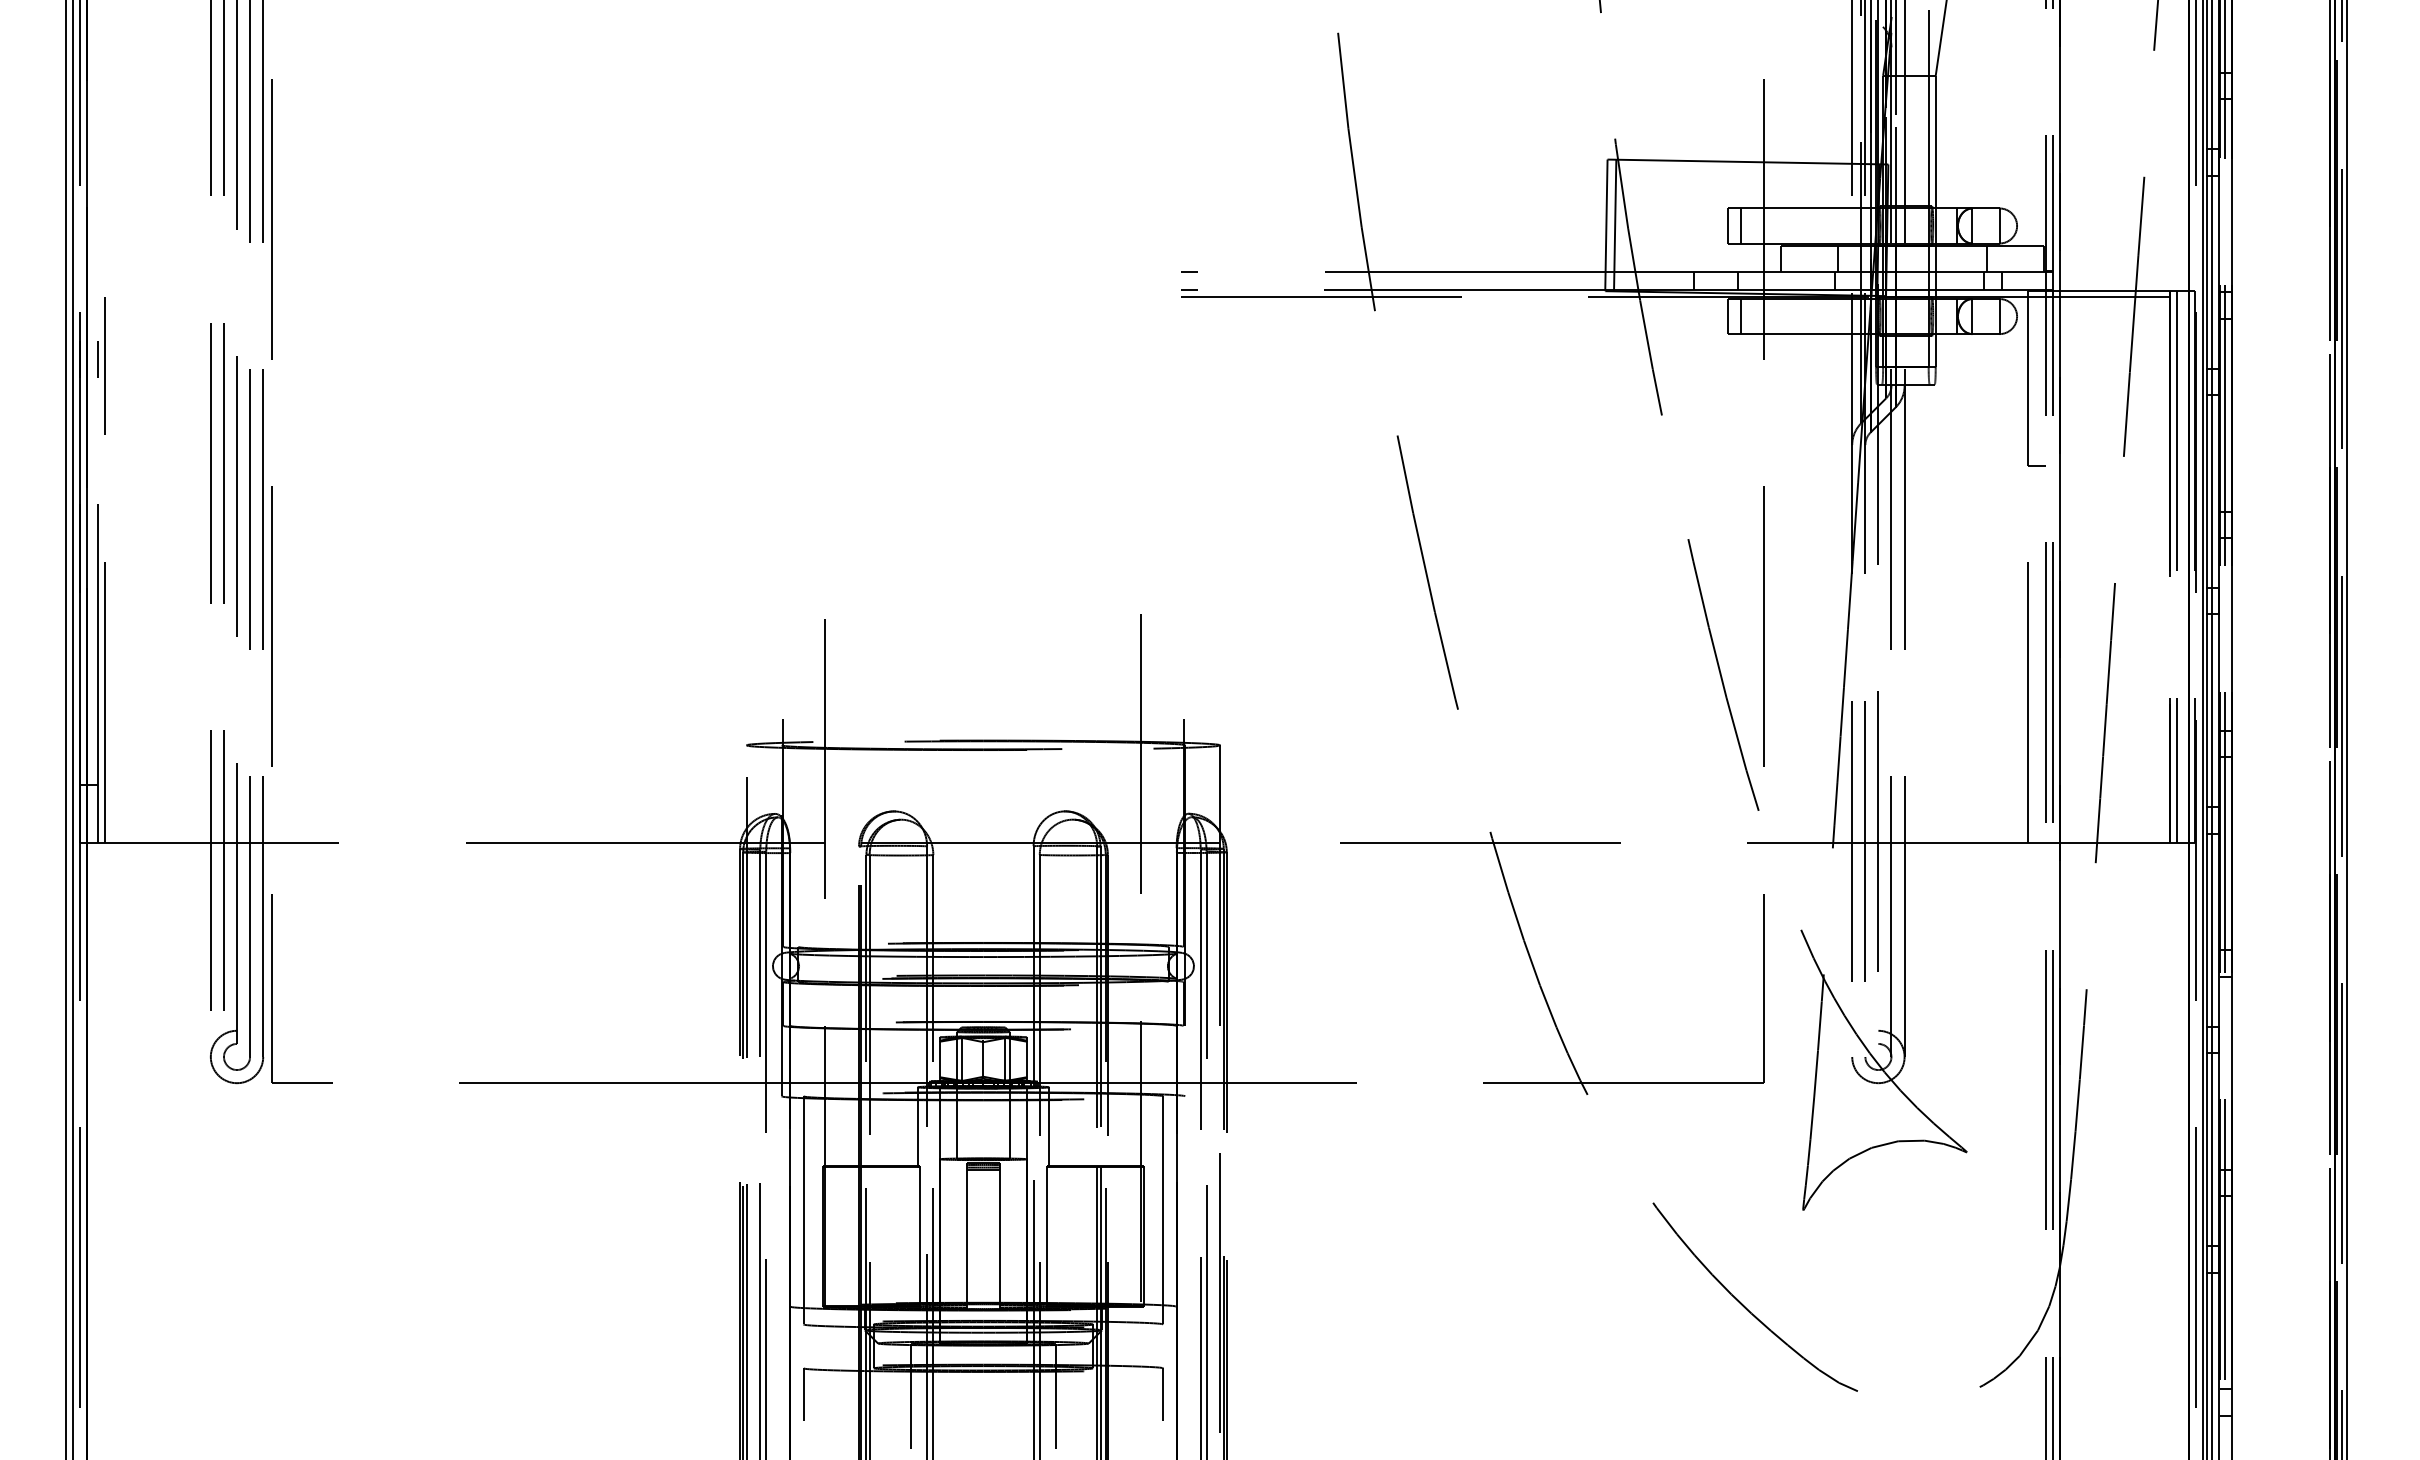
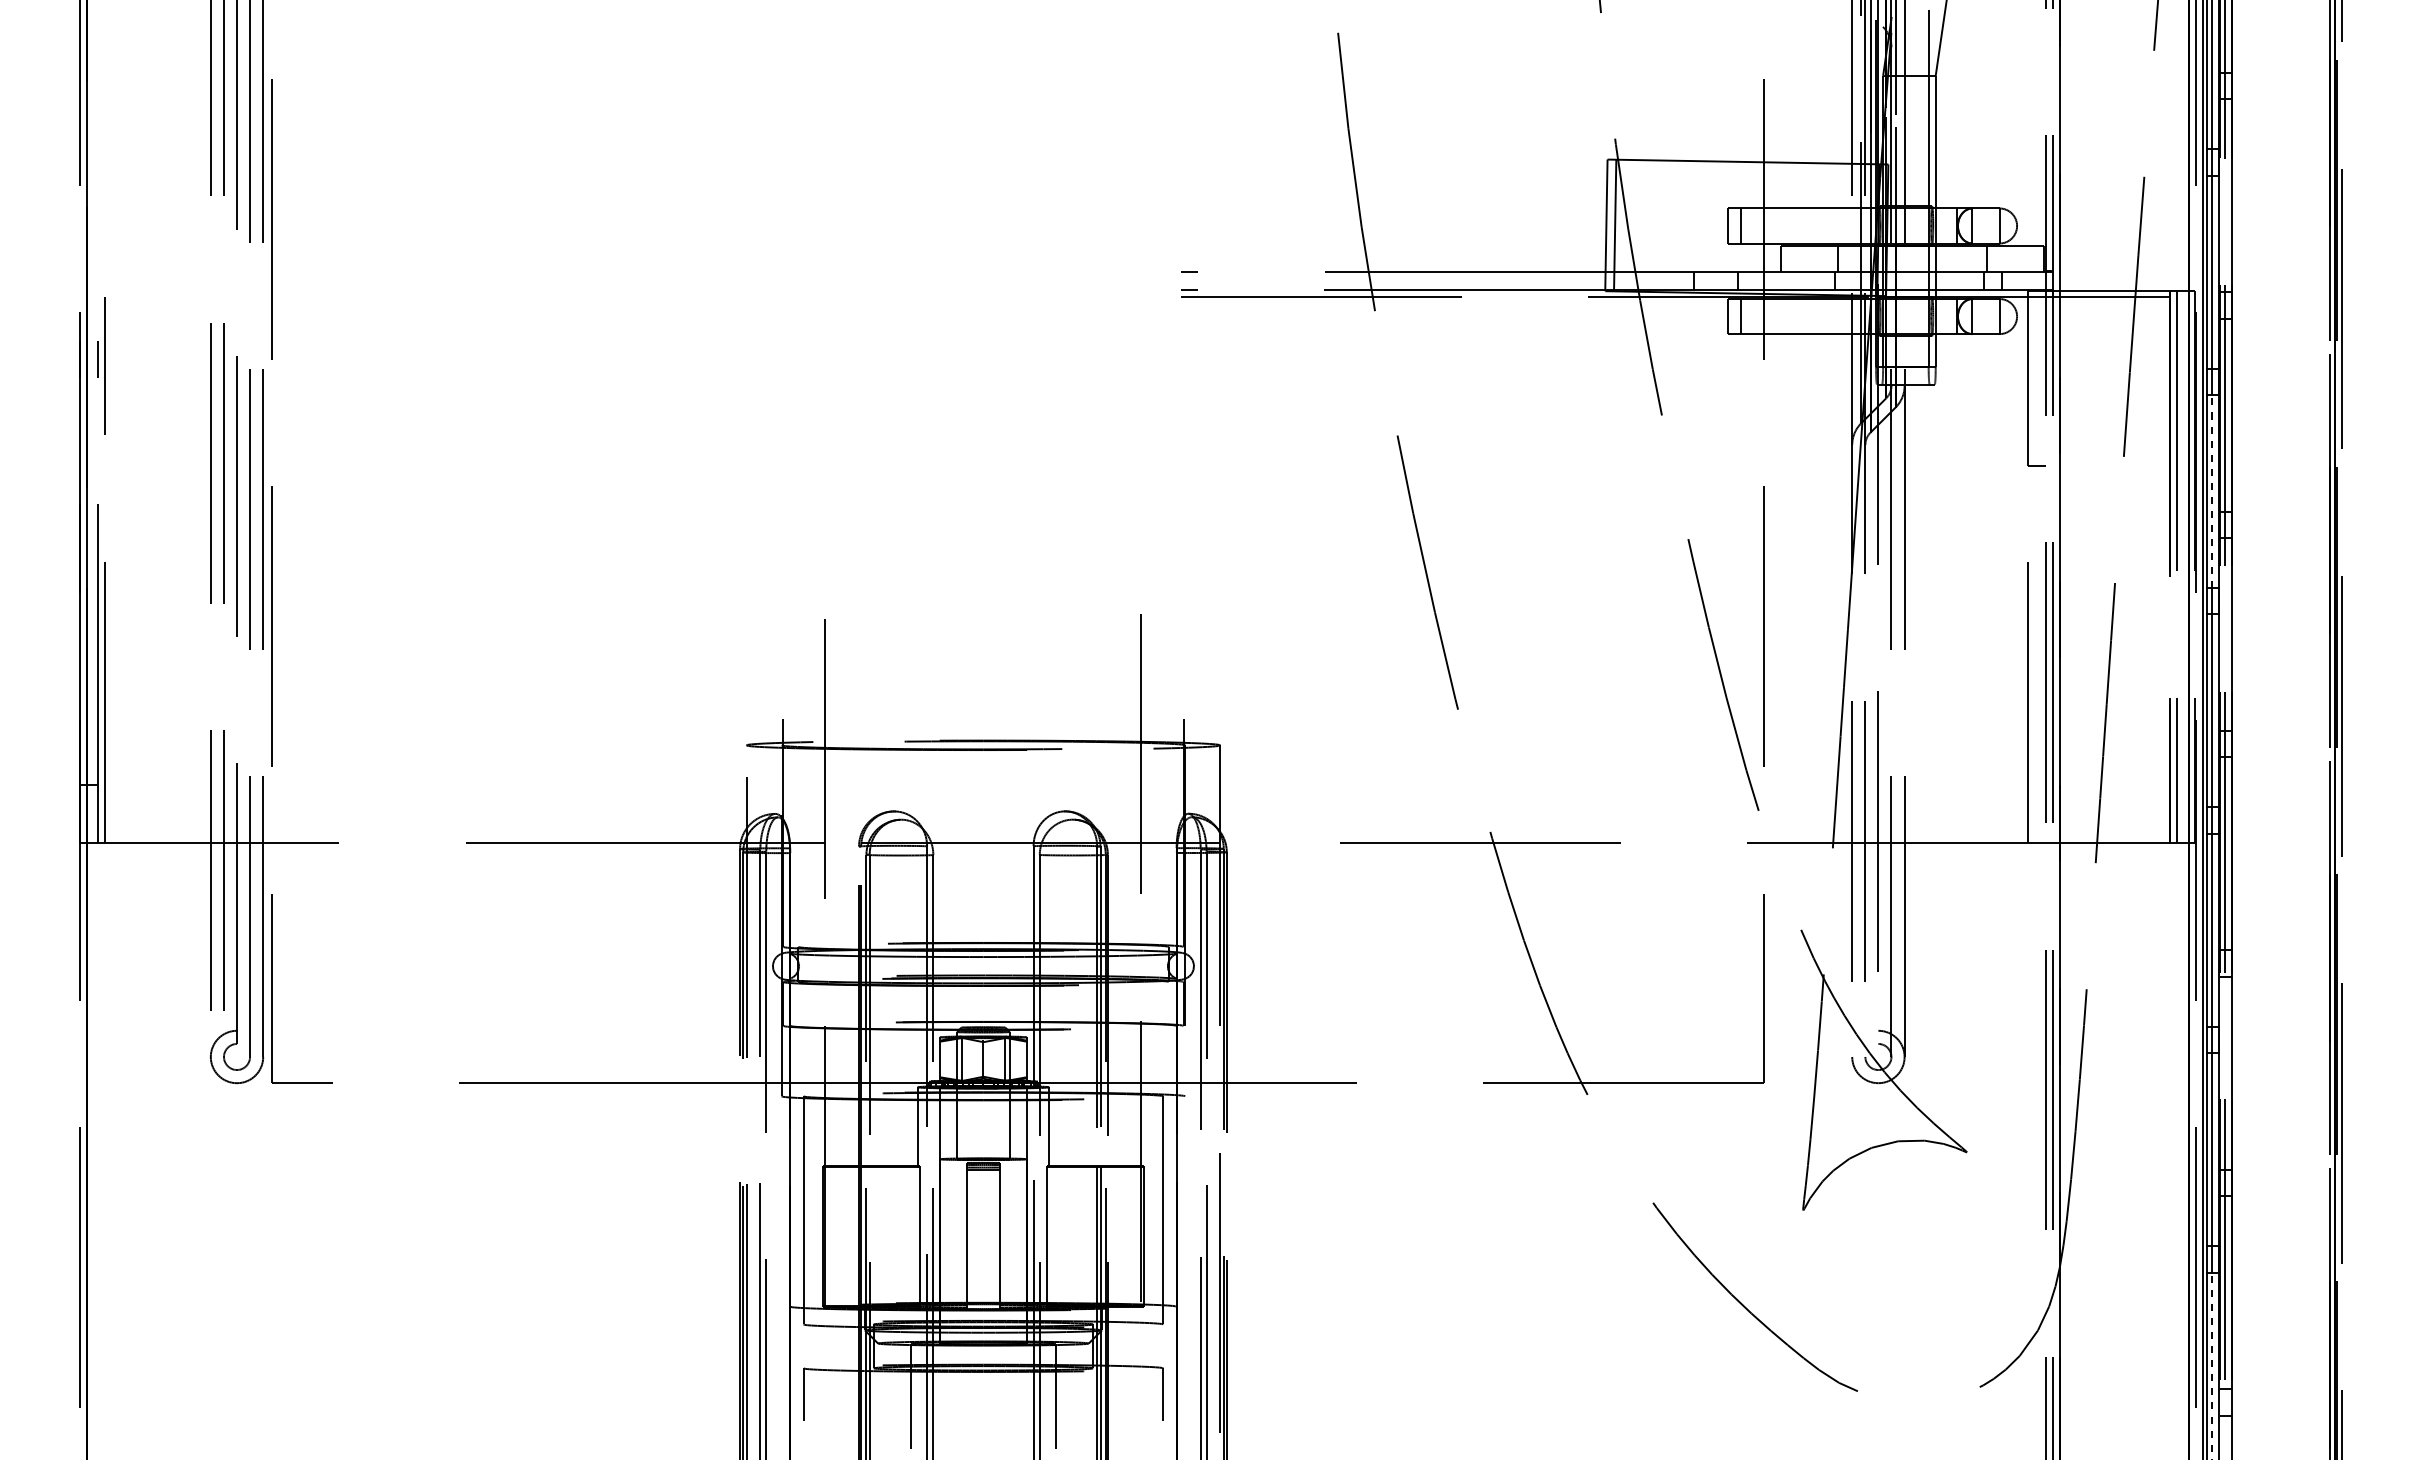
line: solid -> dashed (2212, 491)
line: present -> none (65, 729)
line: present -> none (72, 729)
line: present -> none (2347, 729)
line: solid -> dashed (2212, 1366)
